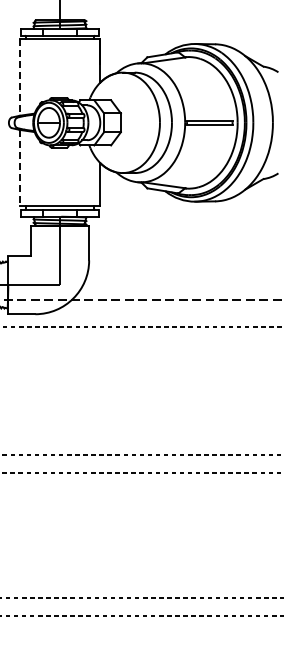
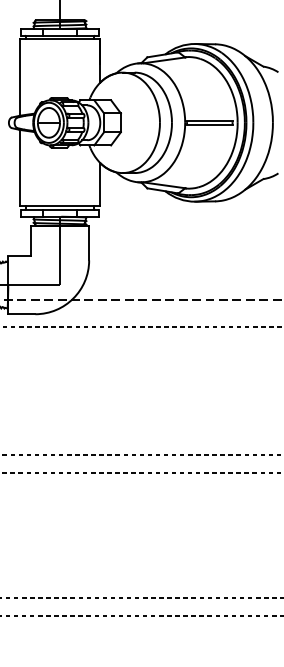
line: dashed -> solid (19, 78)
line: dashed -> solid (19, 168)
